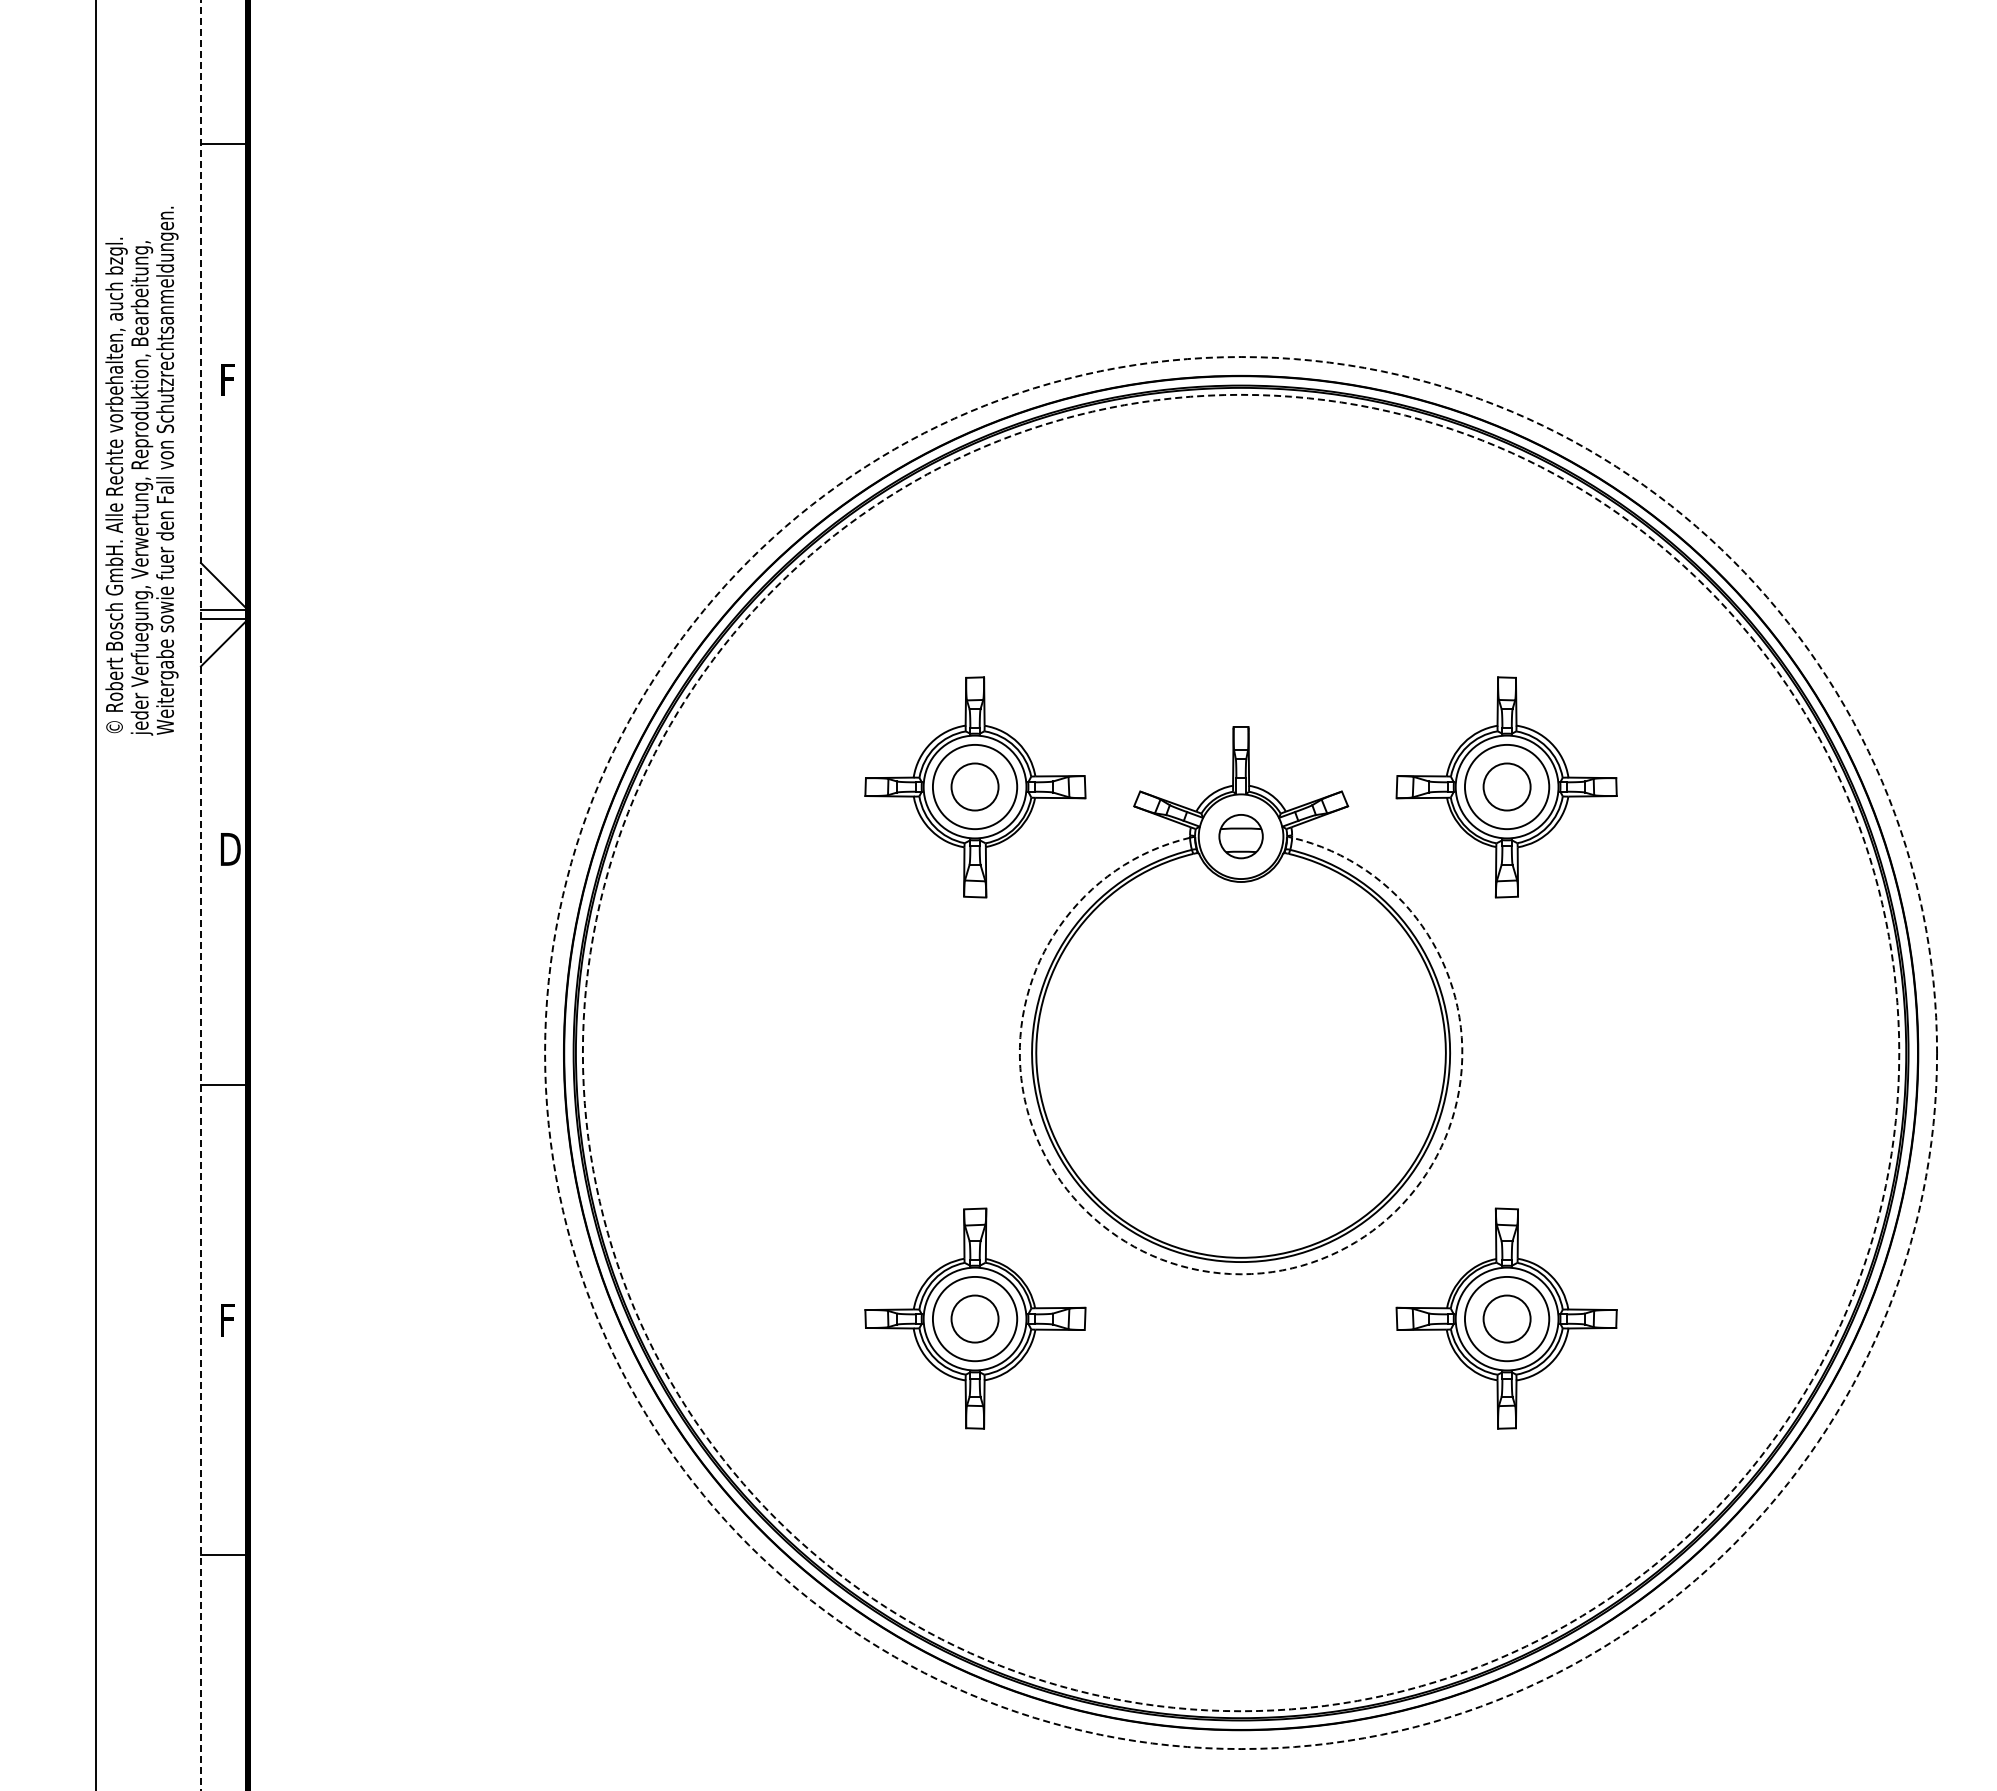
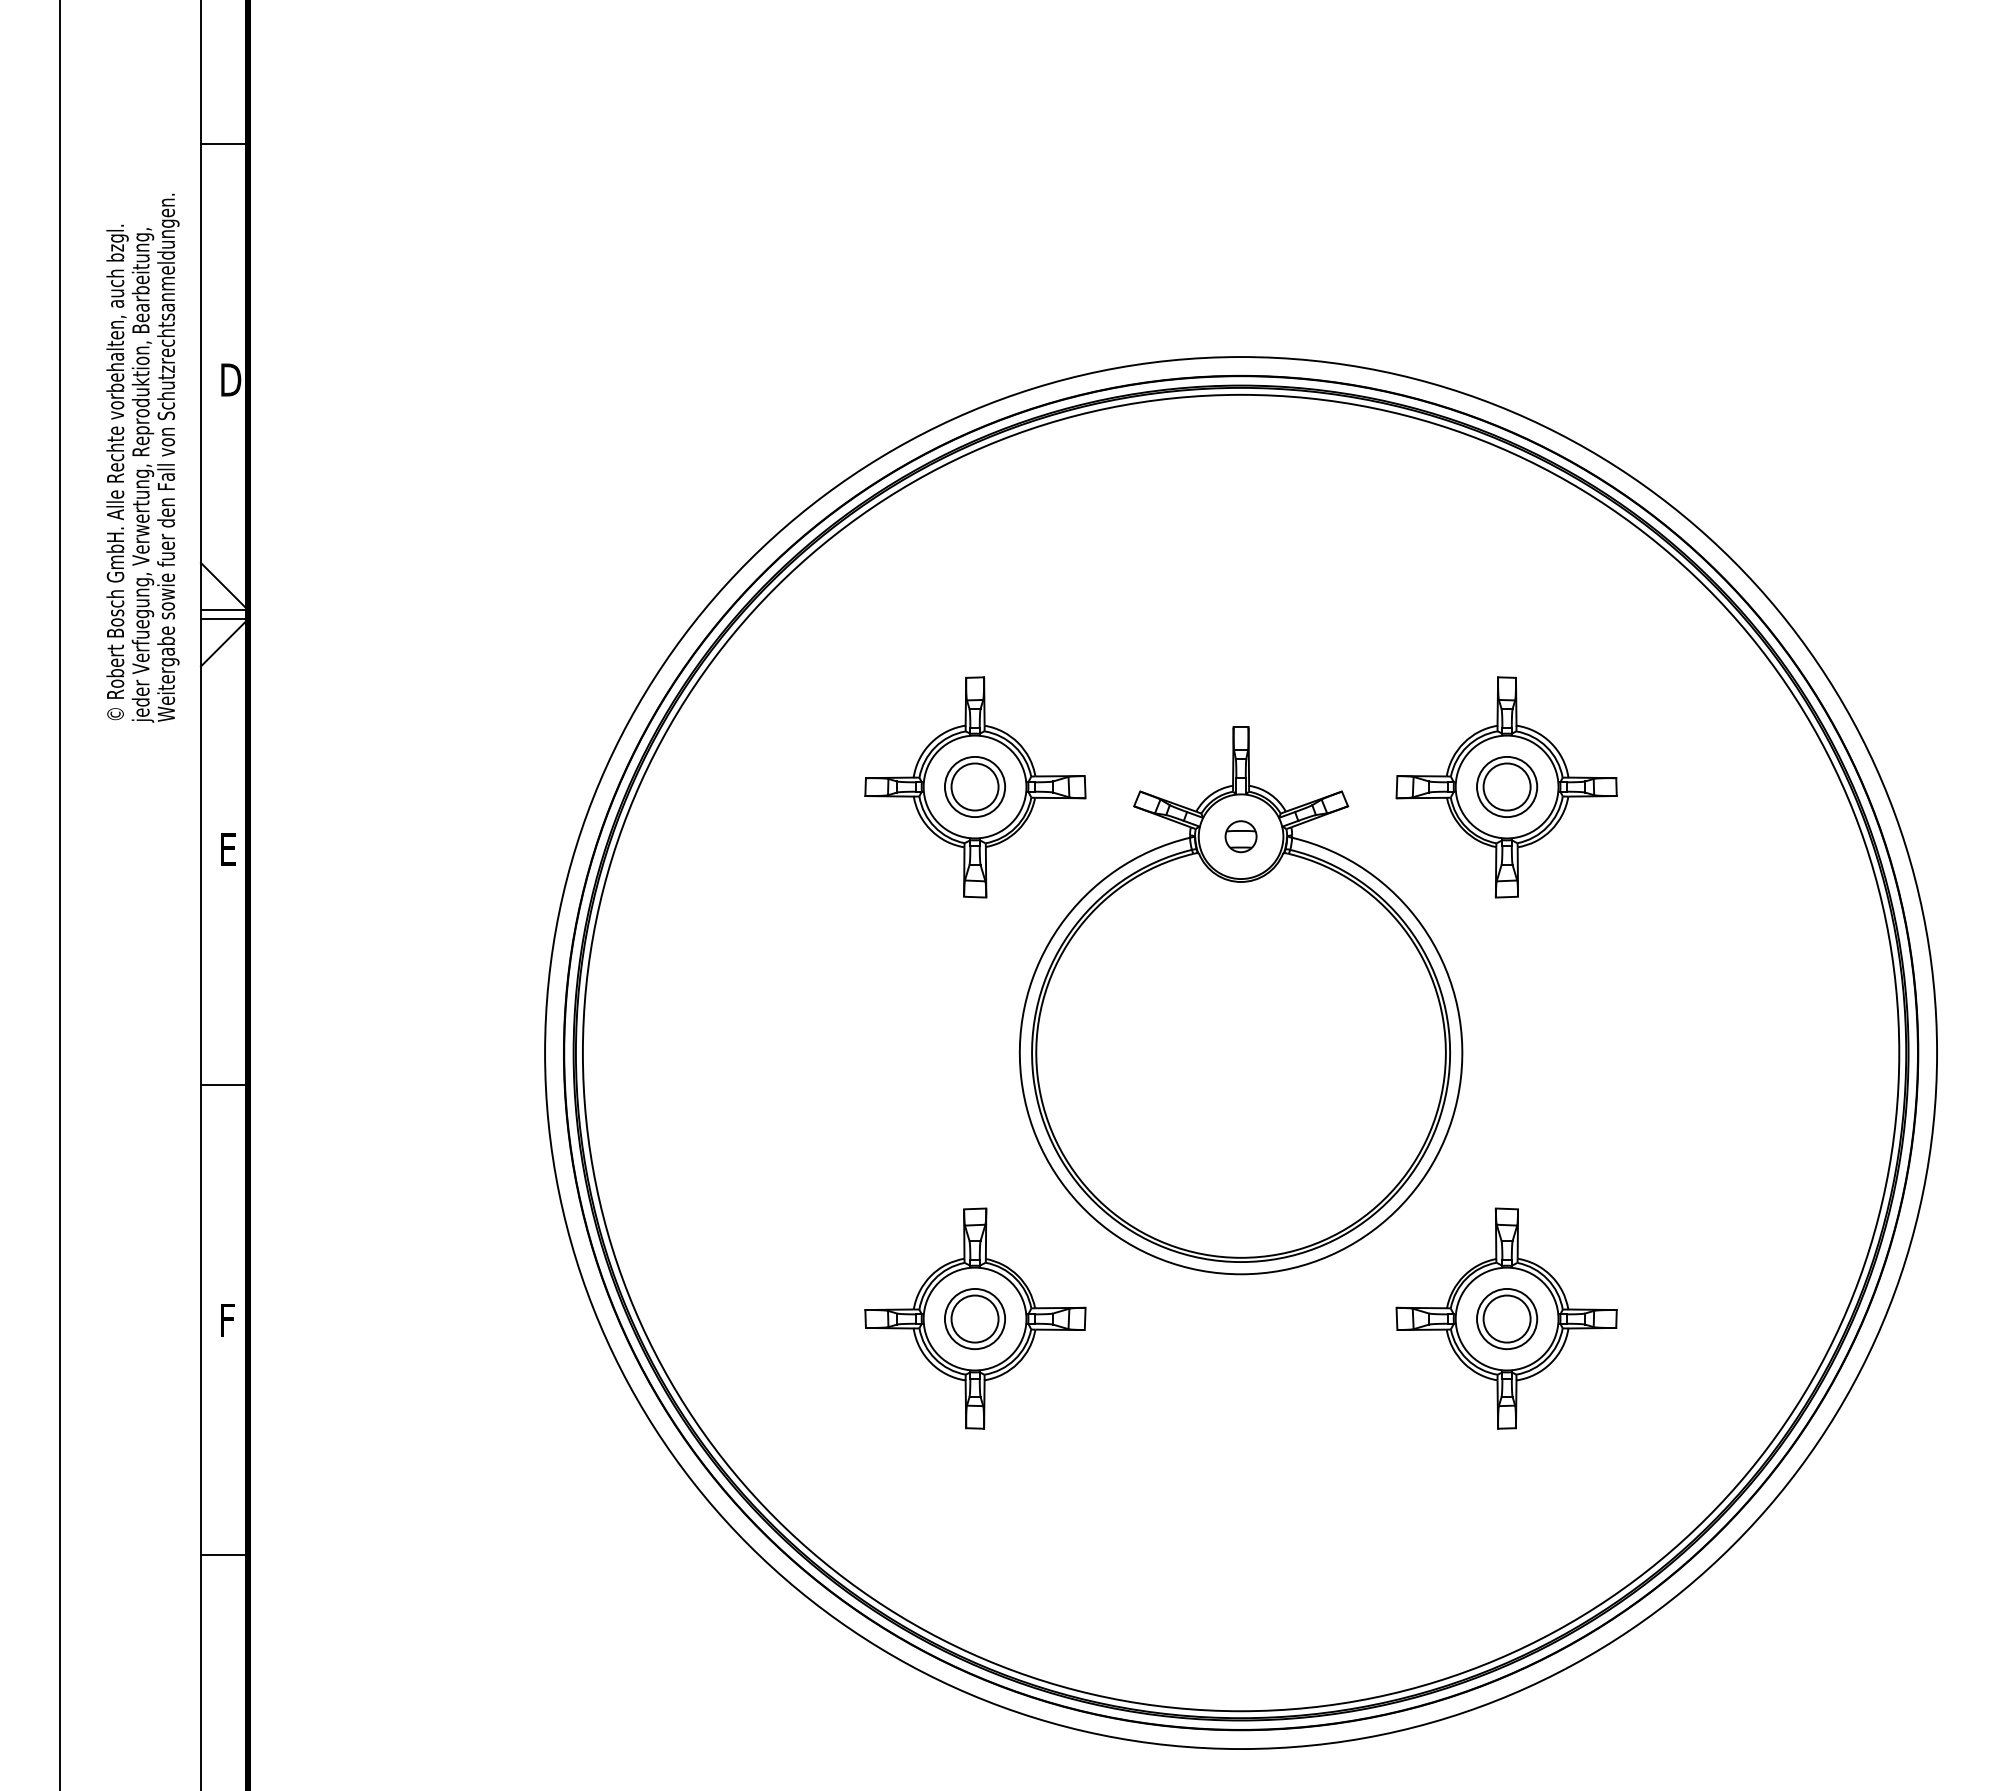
text: F -> D (231, 379)
text position: (141, 470) -> (142, 457) (142, 457)
circle diameter: 84 px -> 60 px (974, 786)
circle diameter: 84 px -> 60 px (1507, 786)
part size: 46x46 px -> 34x34 px (1240, 836)
text: D -> E (230, 849)
line position: (95, 894) -> (59, 894) (59, 894)
line: dashed -> solid (200, 896)
circle: dashed -> solid (1240, 1052)
circle: dashed -> solid (1241, 1053)
arc: dashed -> solid (1241, 1274)
circle diameter: 84 px -> 60 px (974, 1318)
circle diameter: 84 px -> 60 px (1507, 1318)
